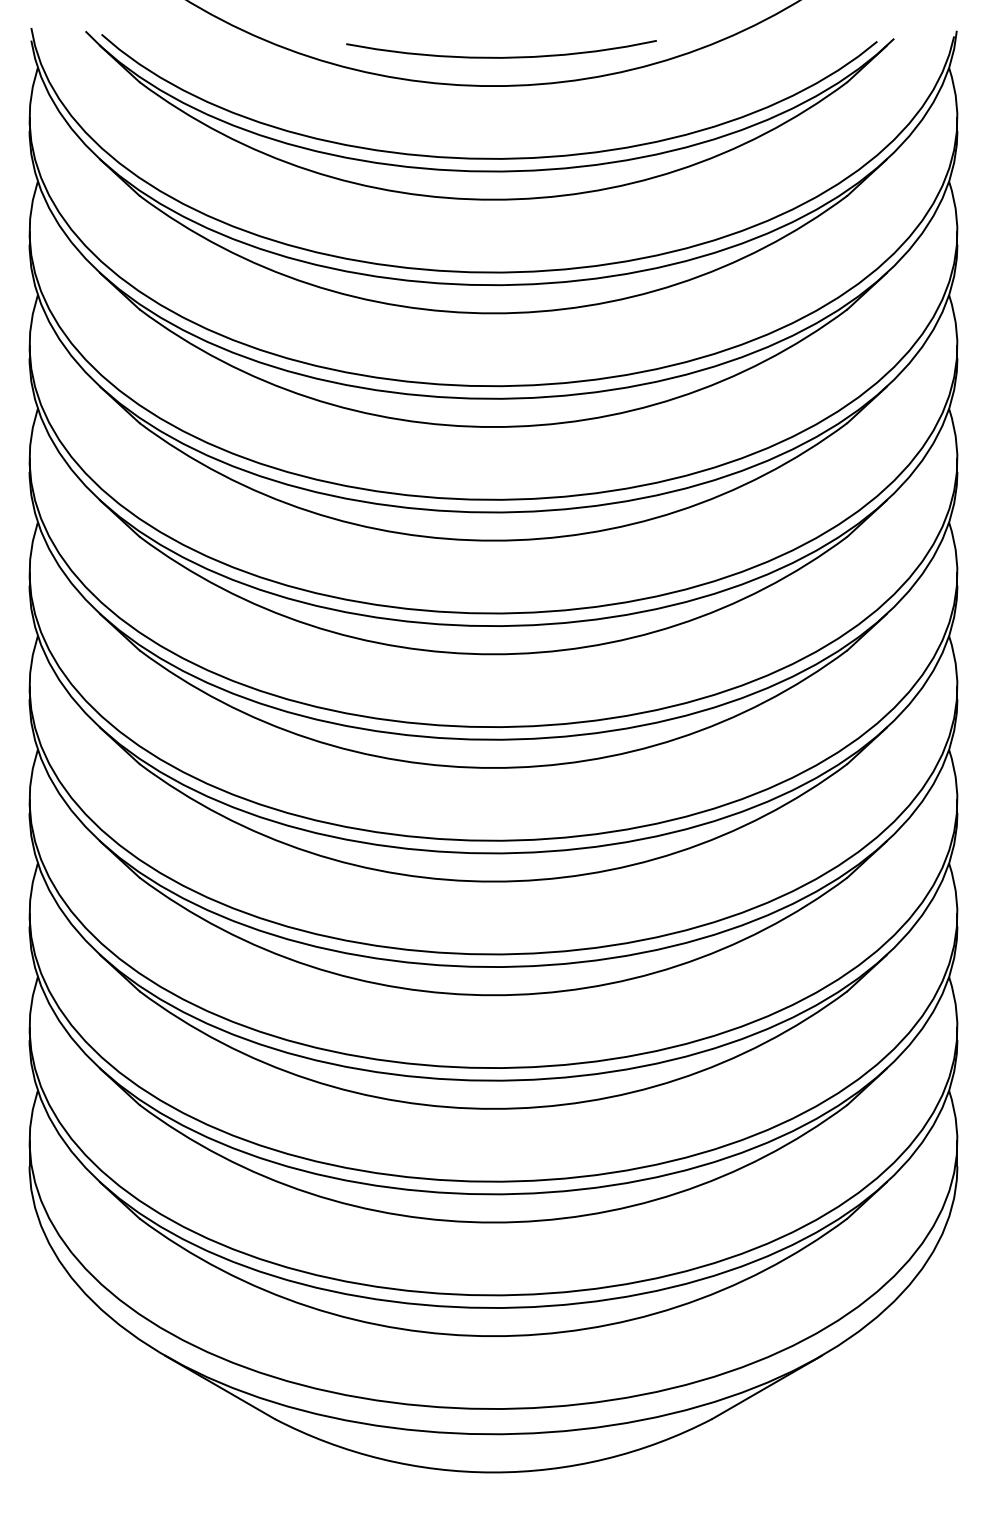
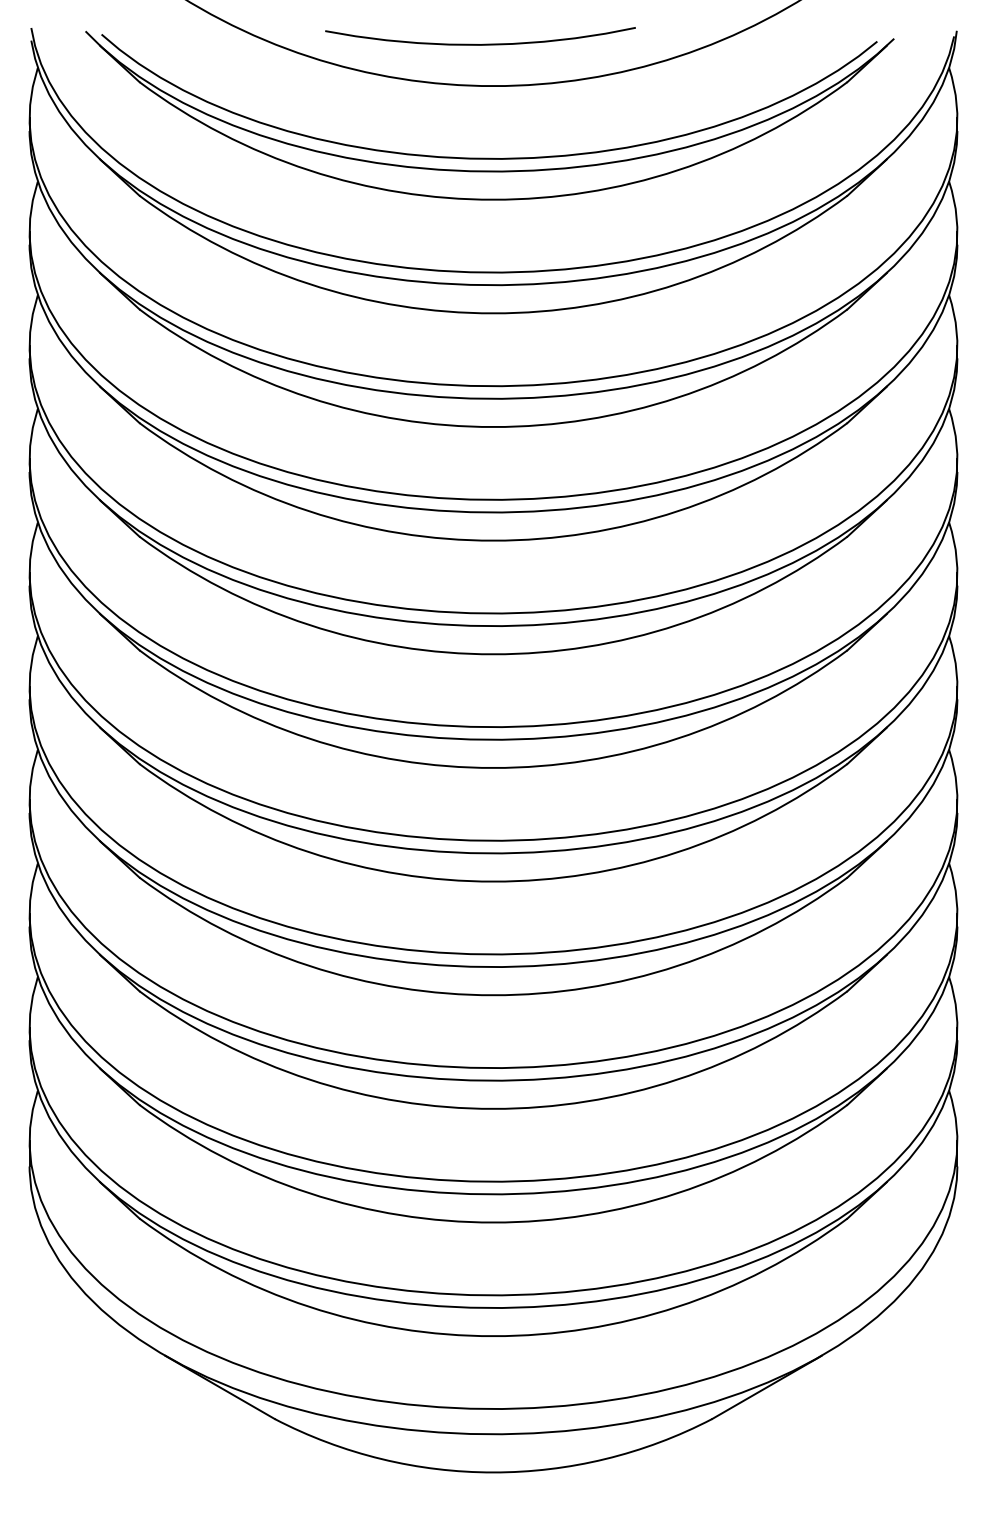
curve position: (504, 56) -> (483, 43) (483, 43)
